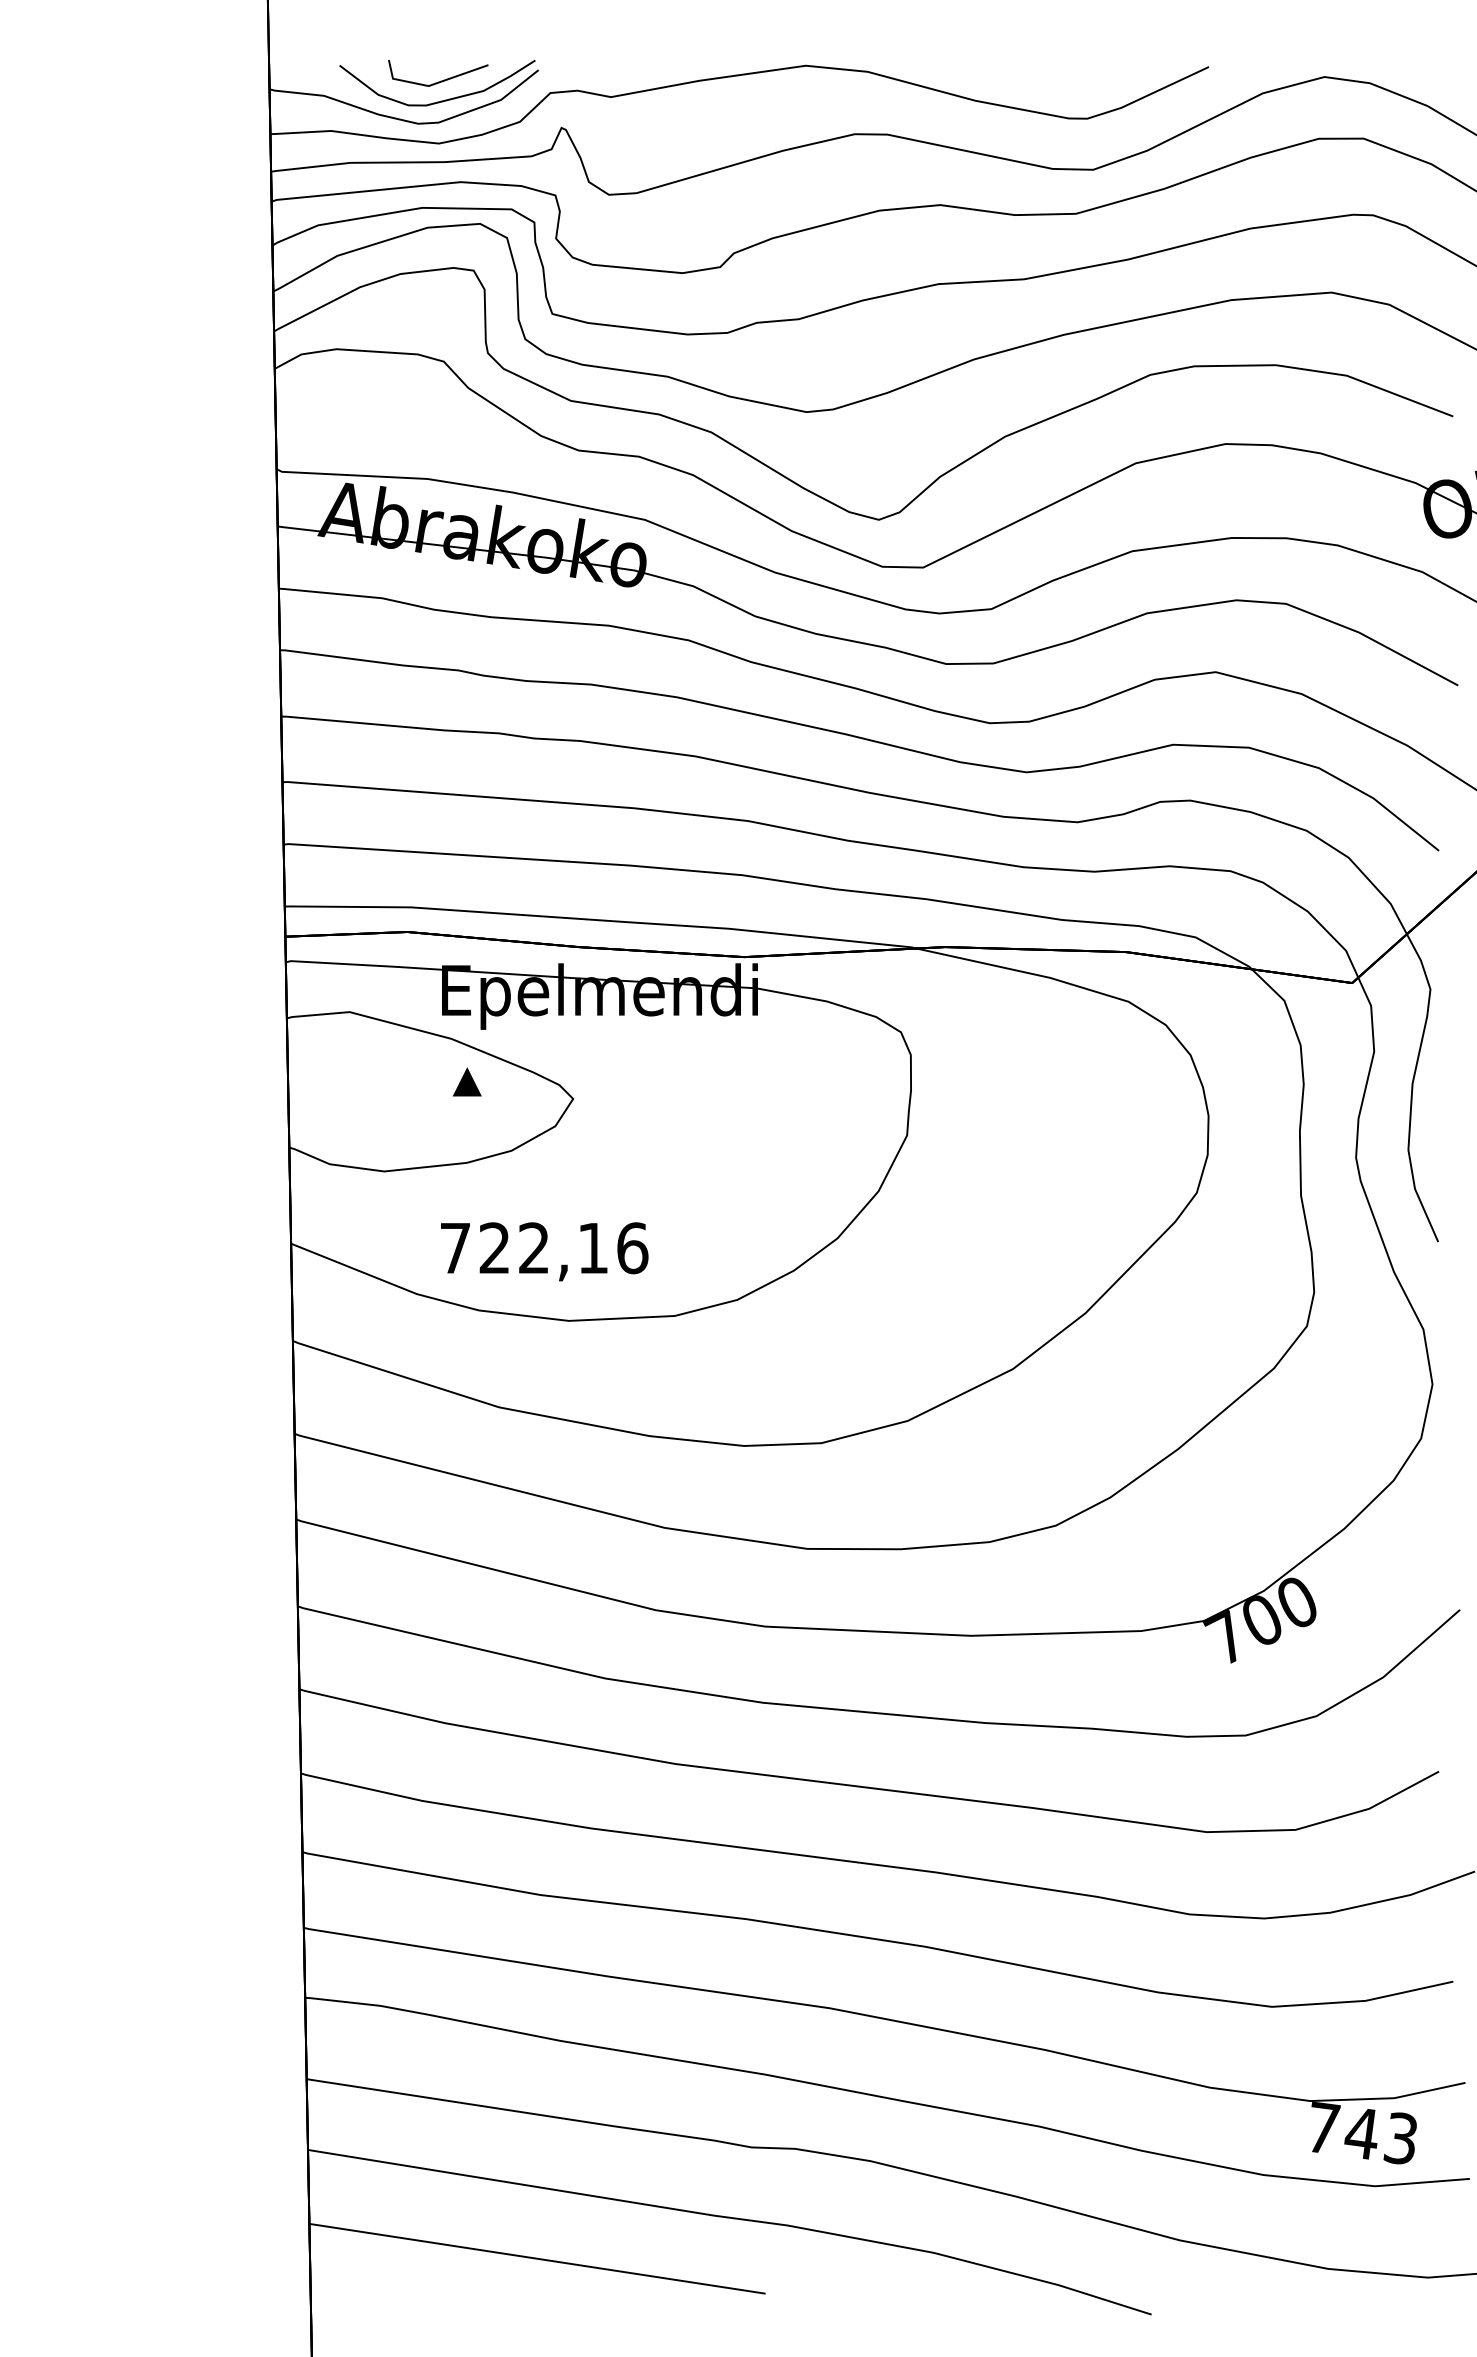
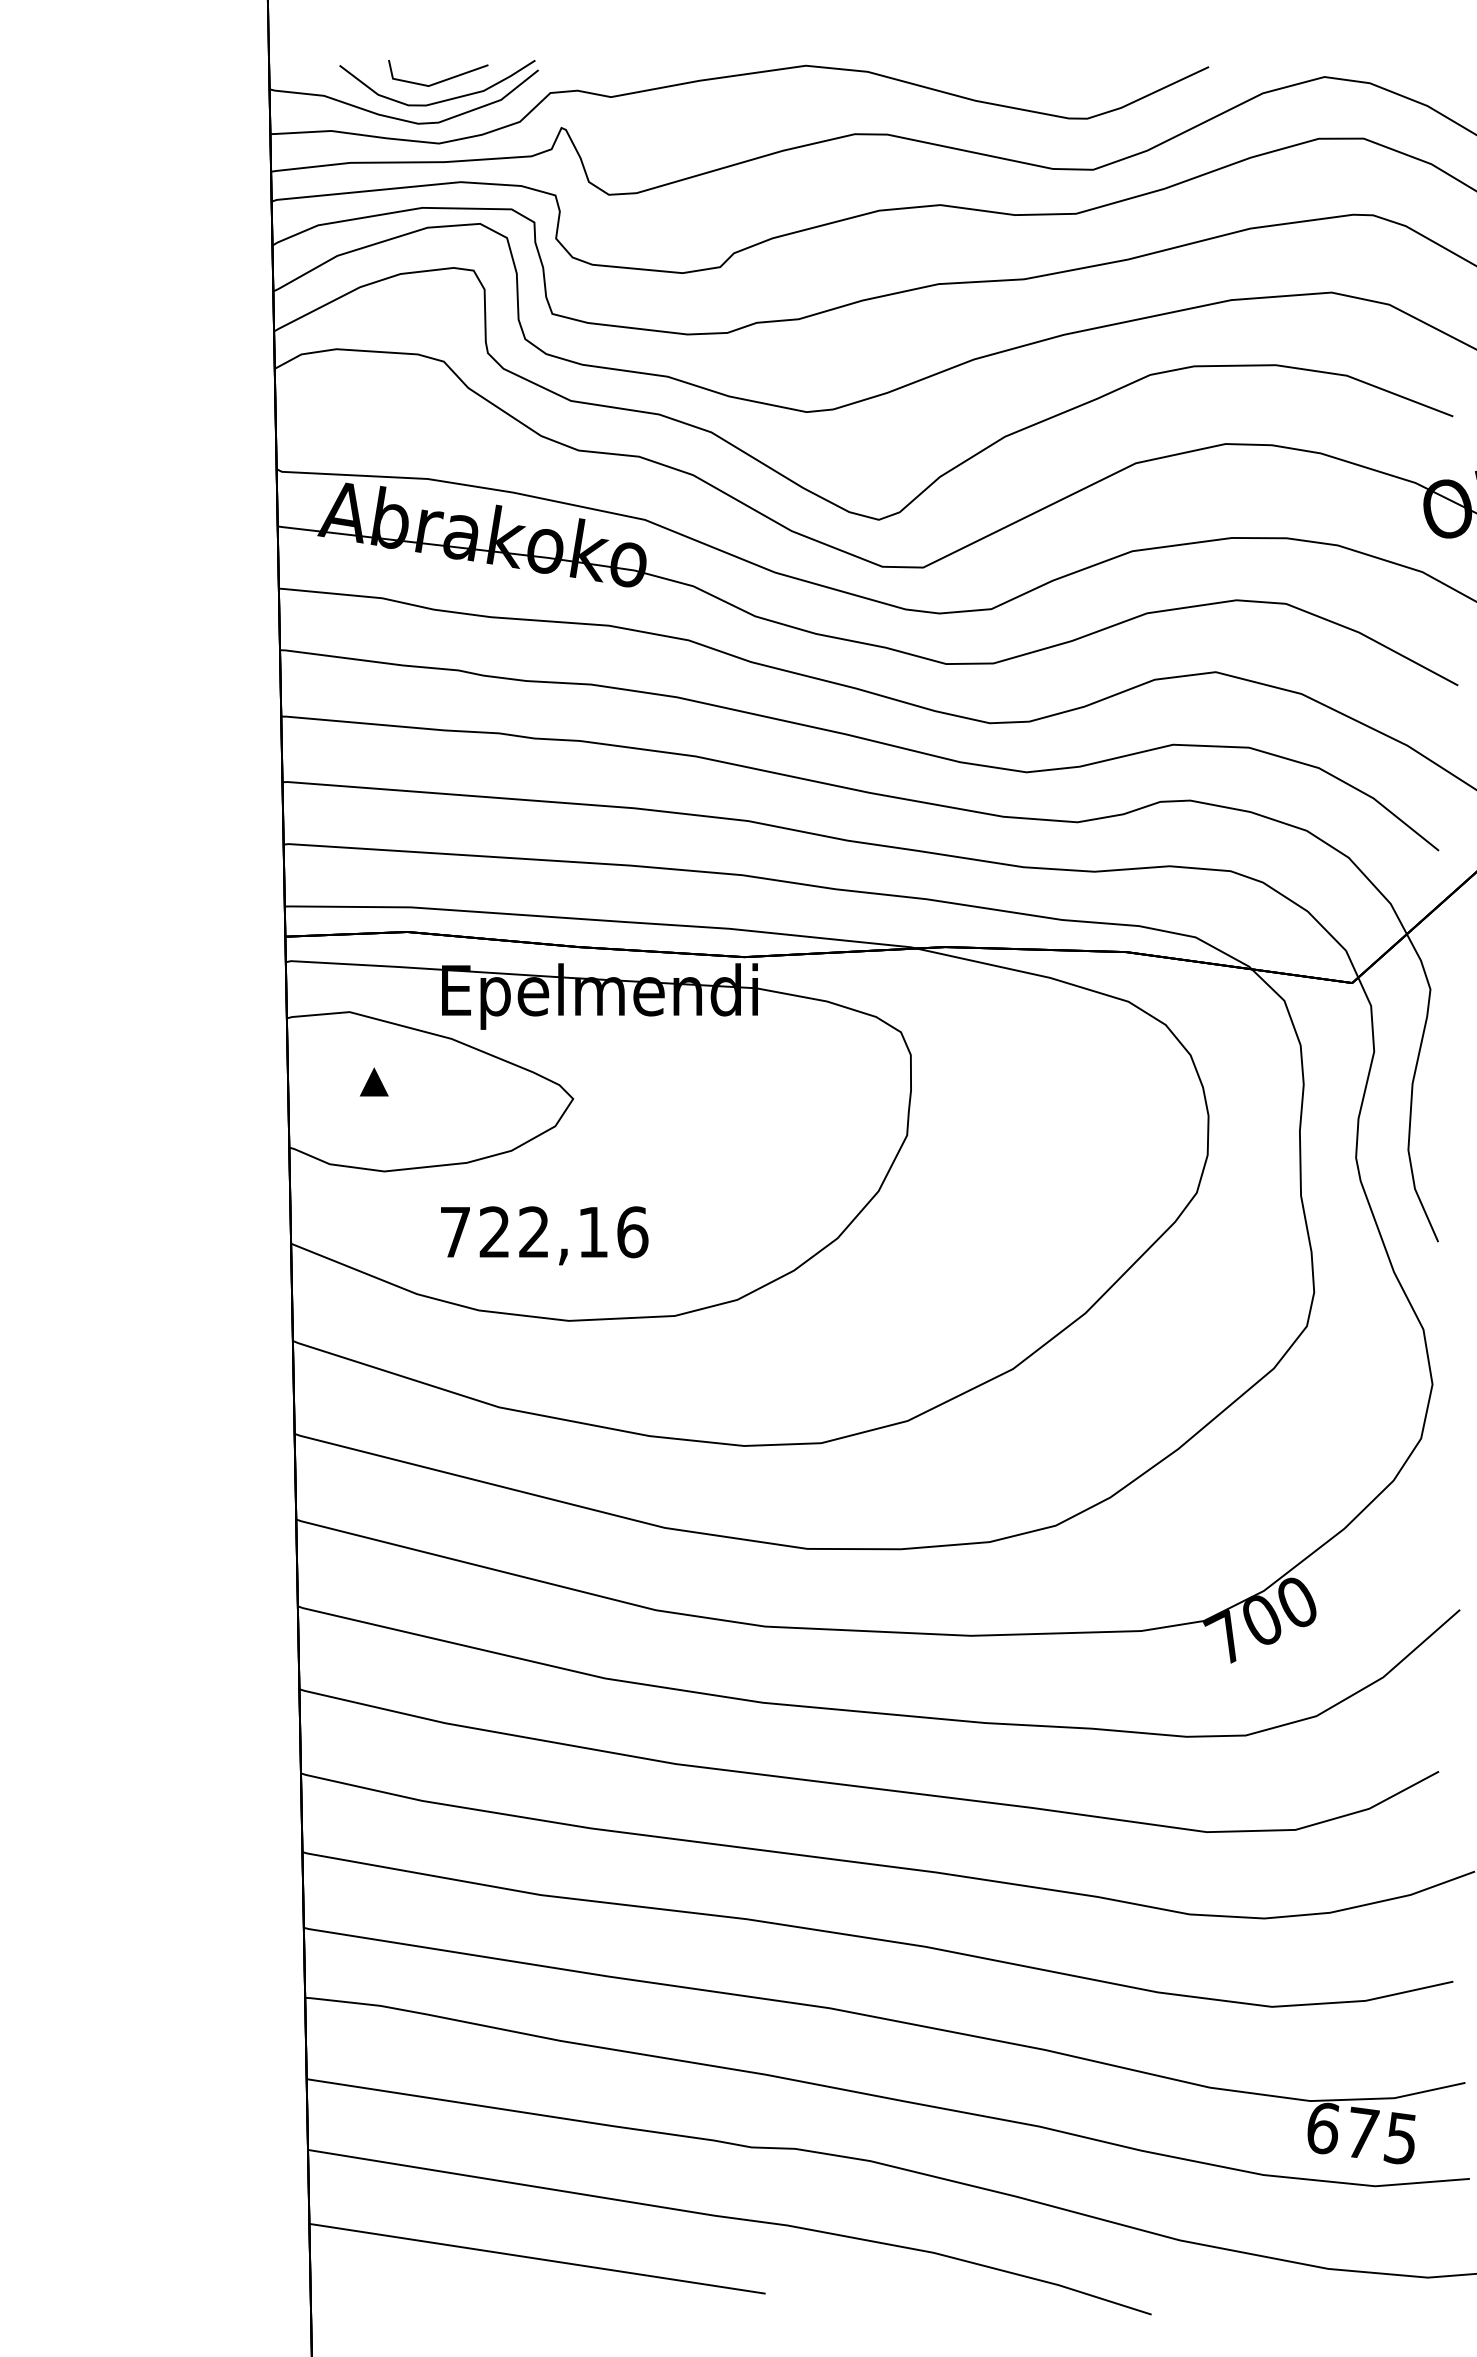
part position: (466, 1081) -> (373, 1081) (373, 1081)
text position: (544, 1251) -> (544, 1235) (544, 1235)
text: 743 -> 675 (1361, 2133)
